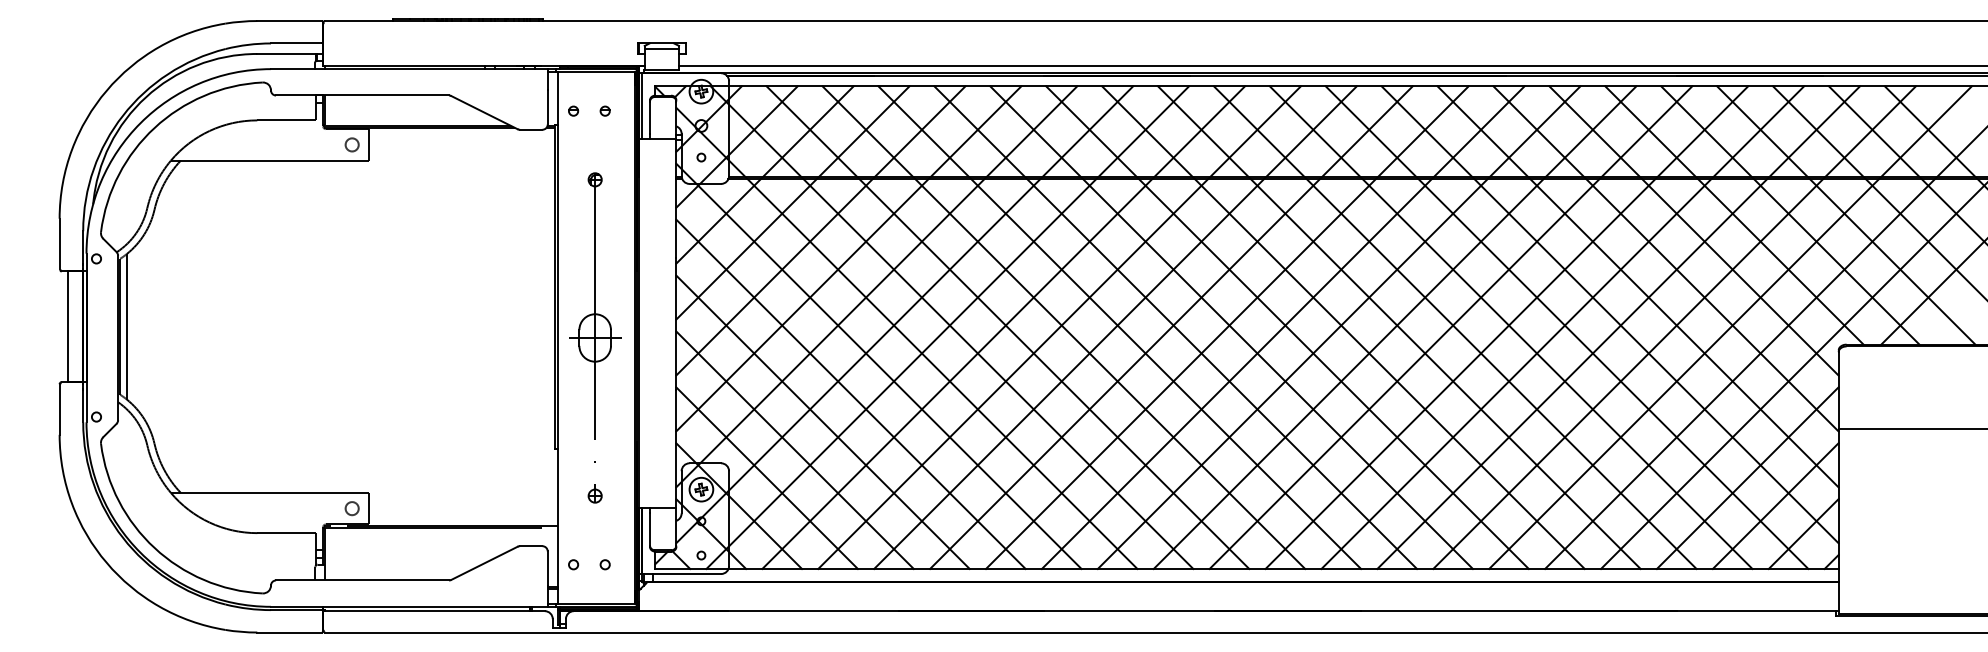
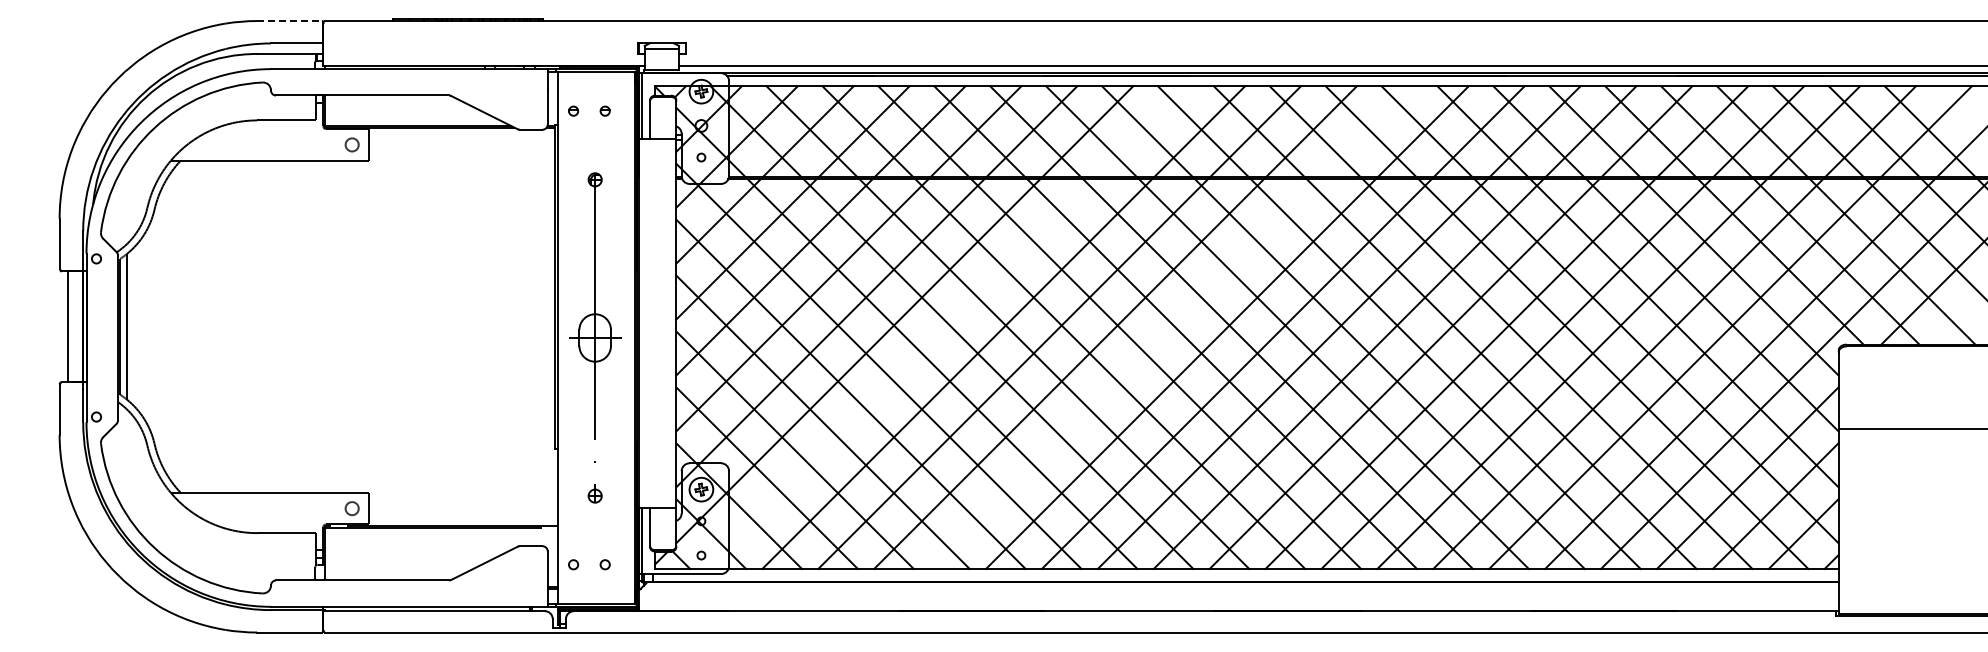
line: solid -> dashed (290, 21)
line: present -> none (947, 327)
line: present -> none (1171, 327)
